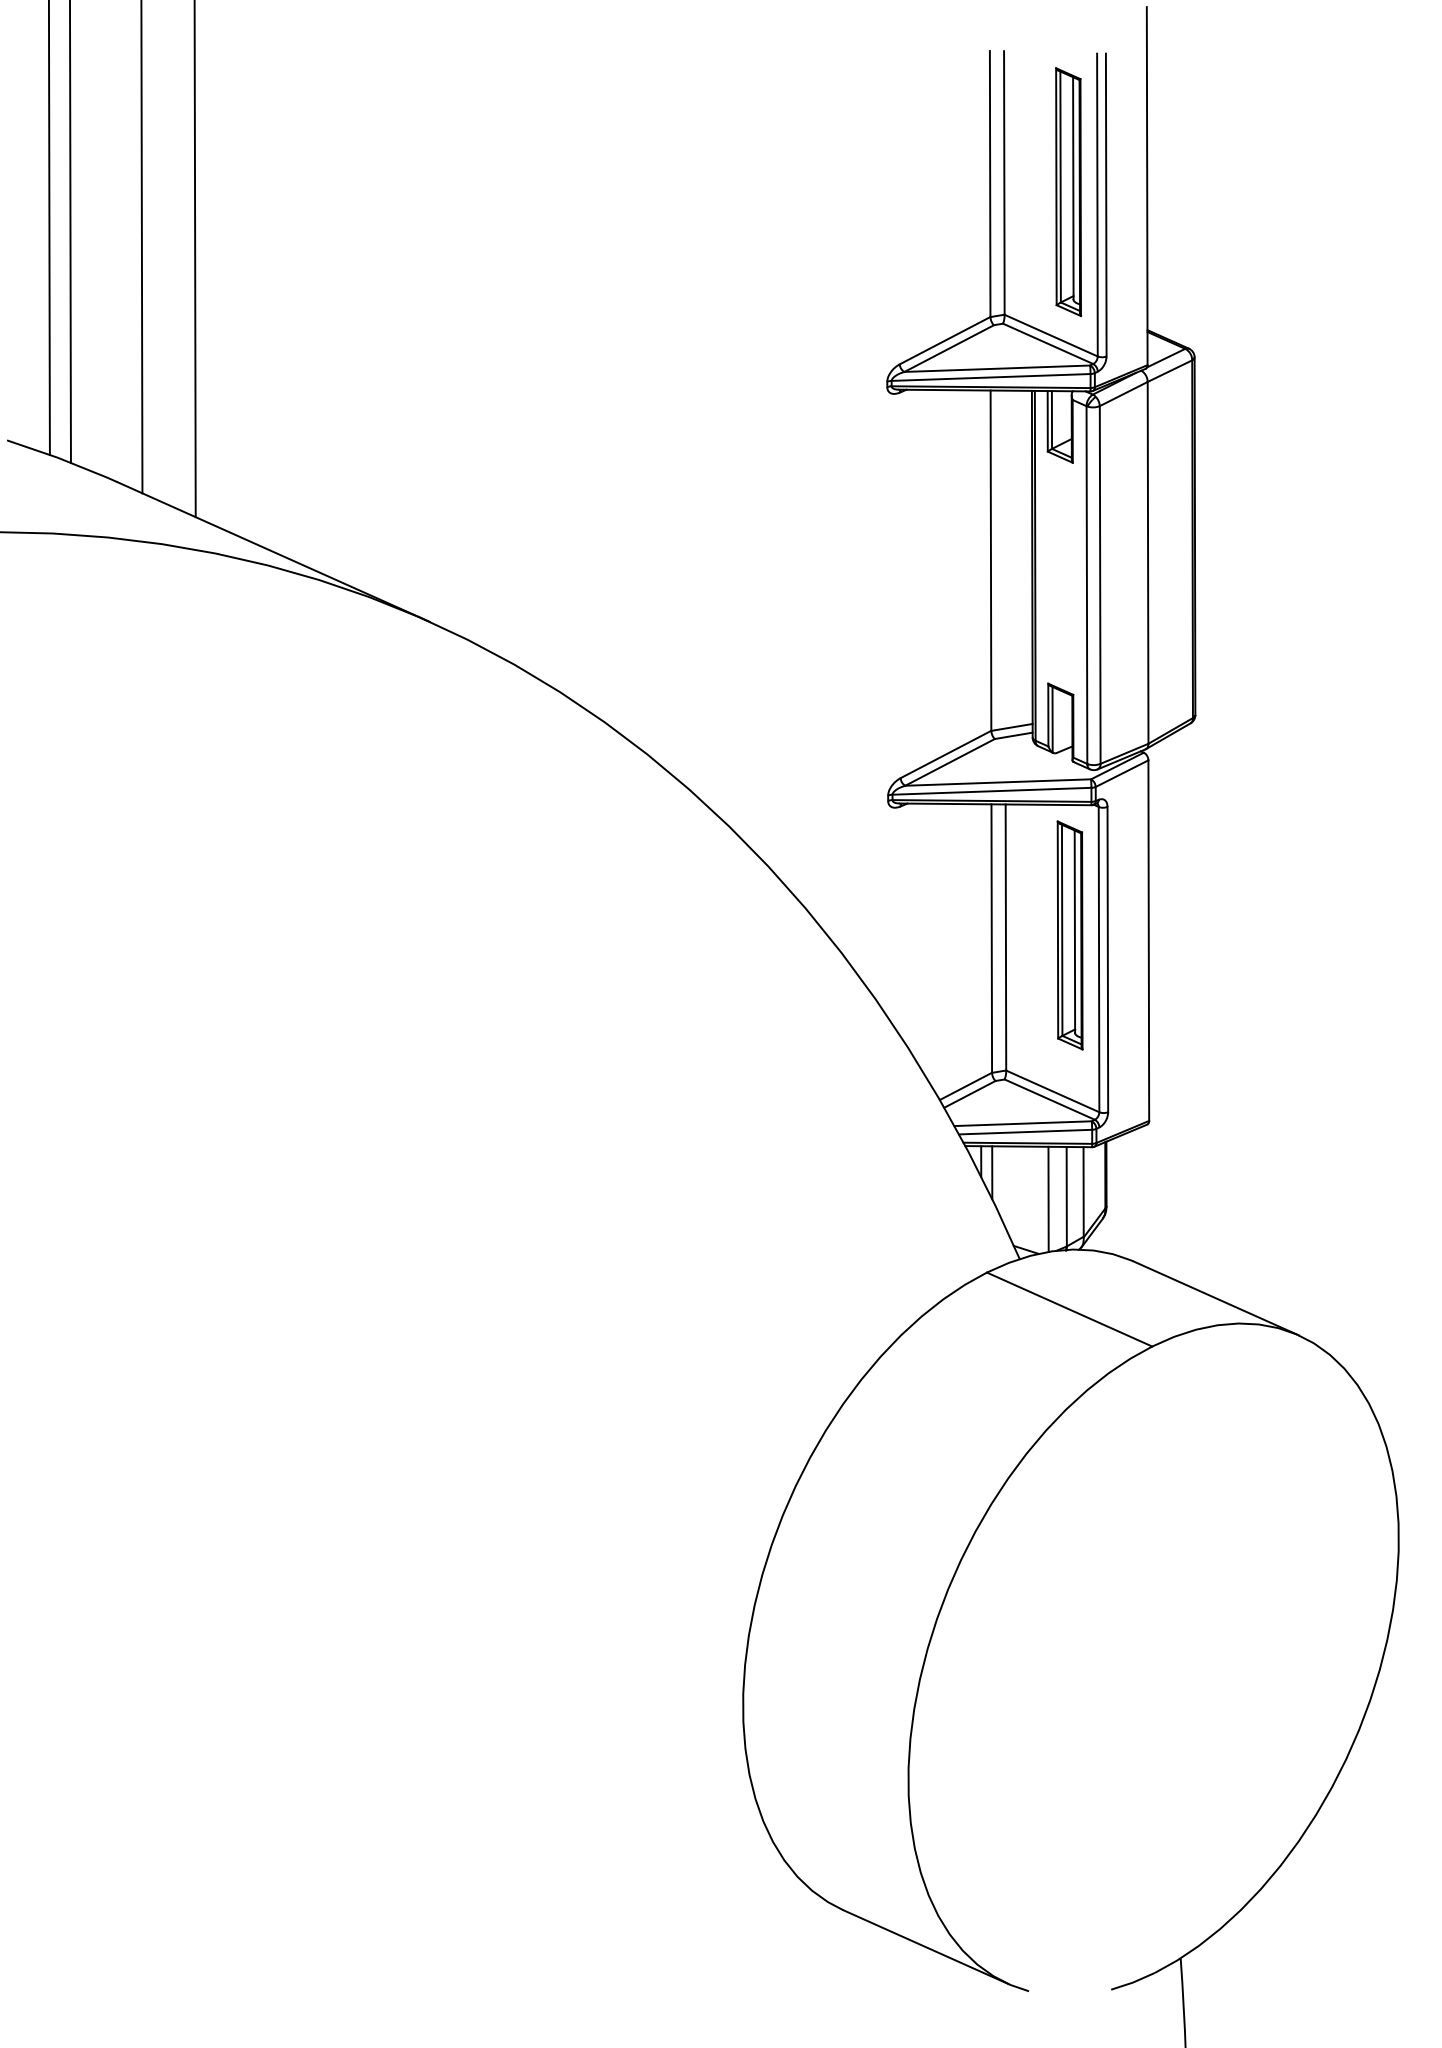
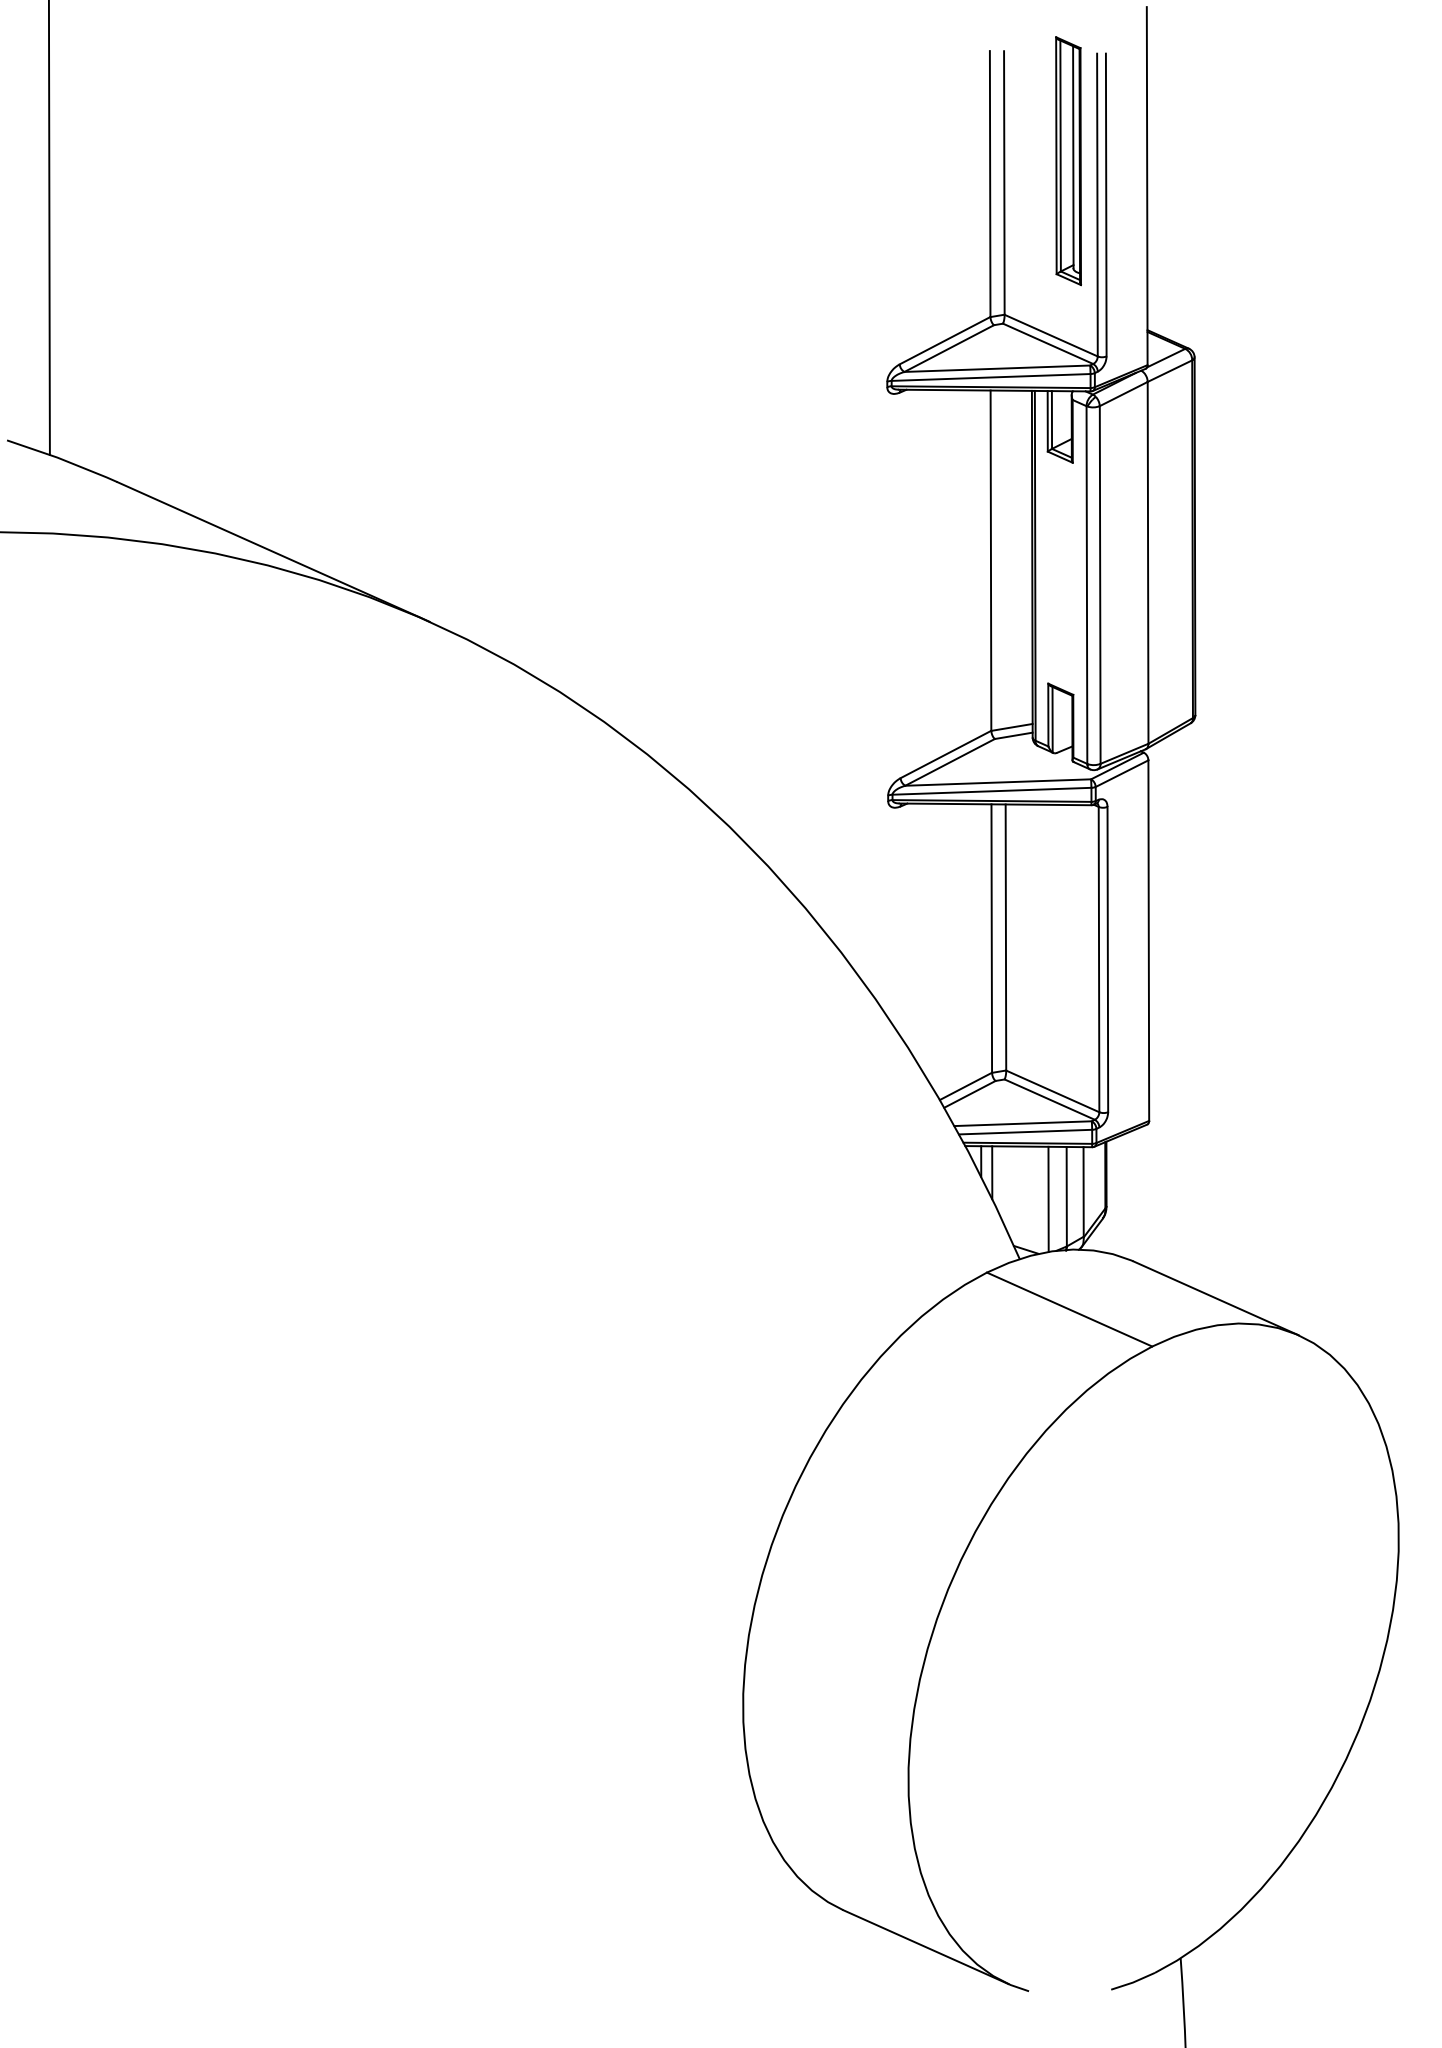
part position: (1068, 192) -> (1068, 161) (1068, 161)
line: present -> none (70, 232)
line: present -> none (141, 247)
line: present -> none (194, 259)
part: present -> none (1069, 935)
